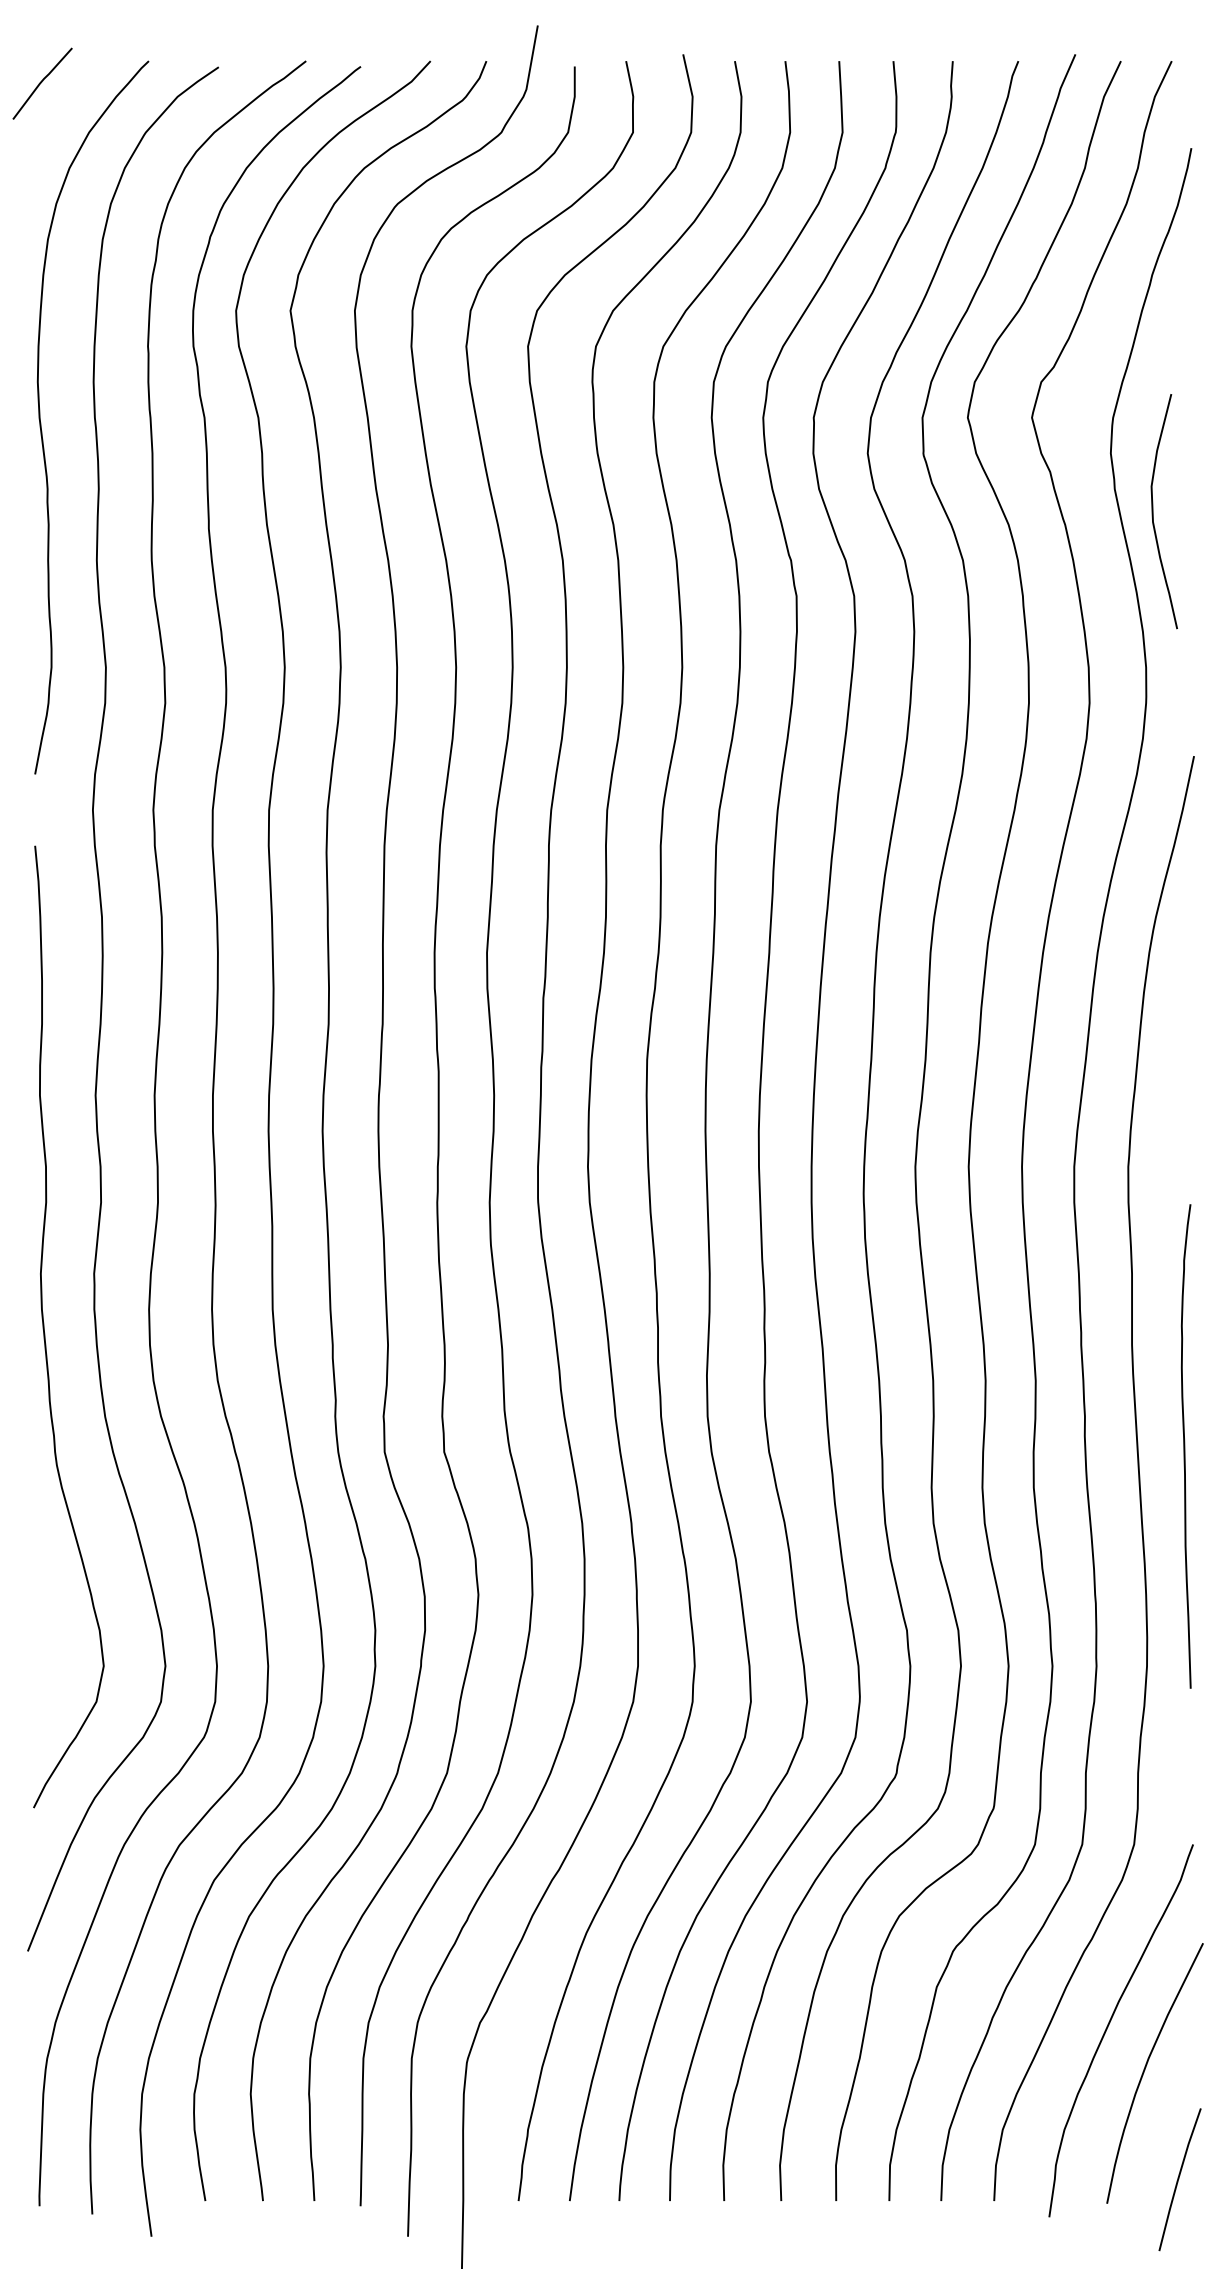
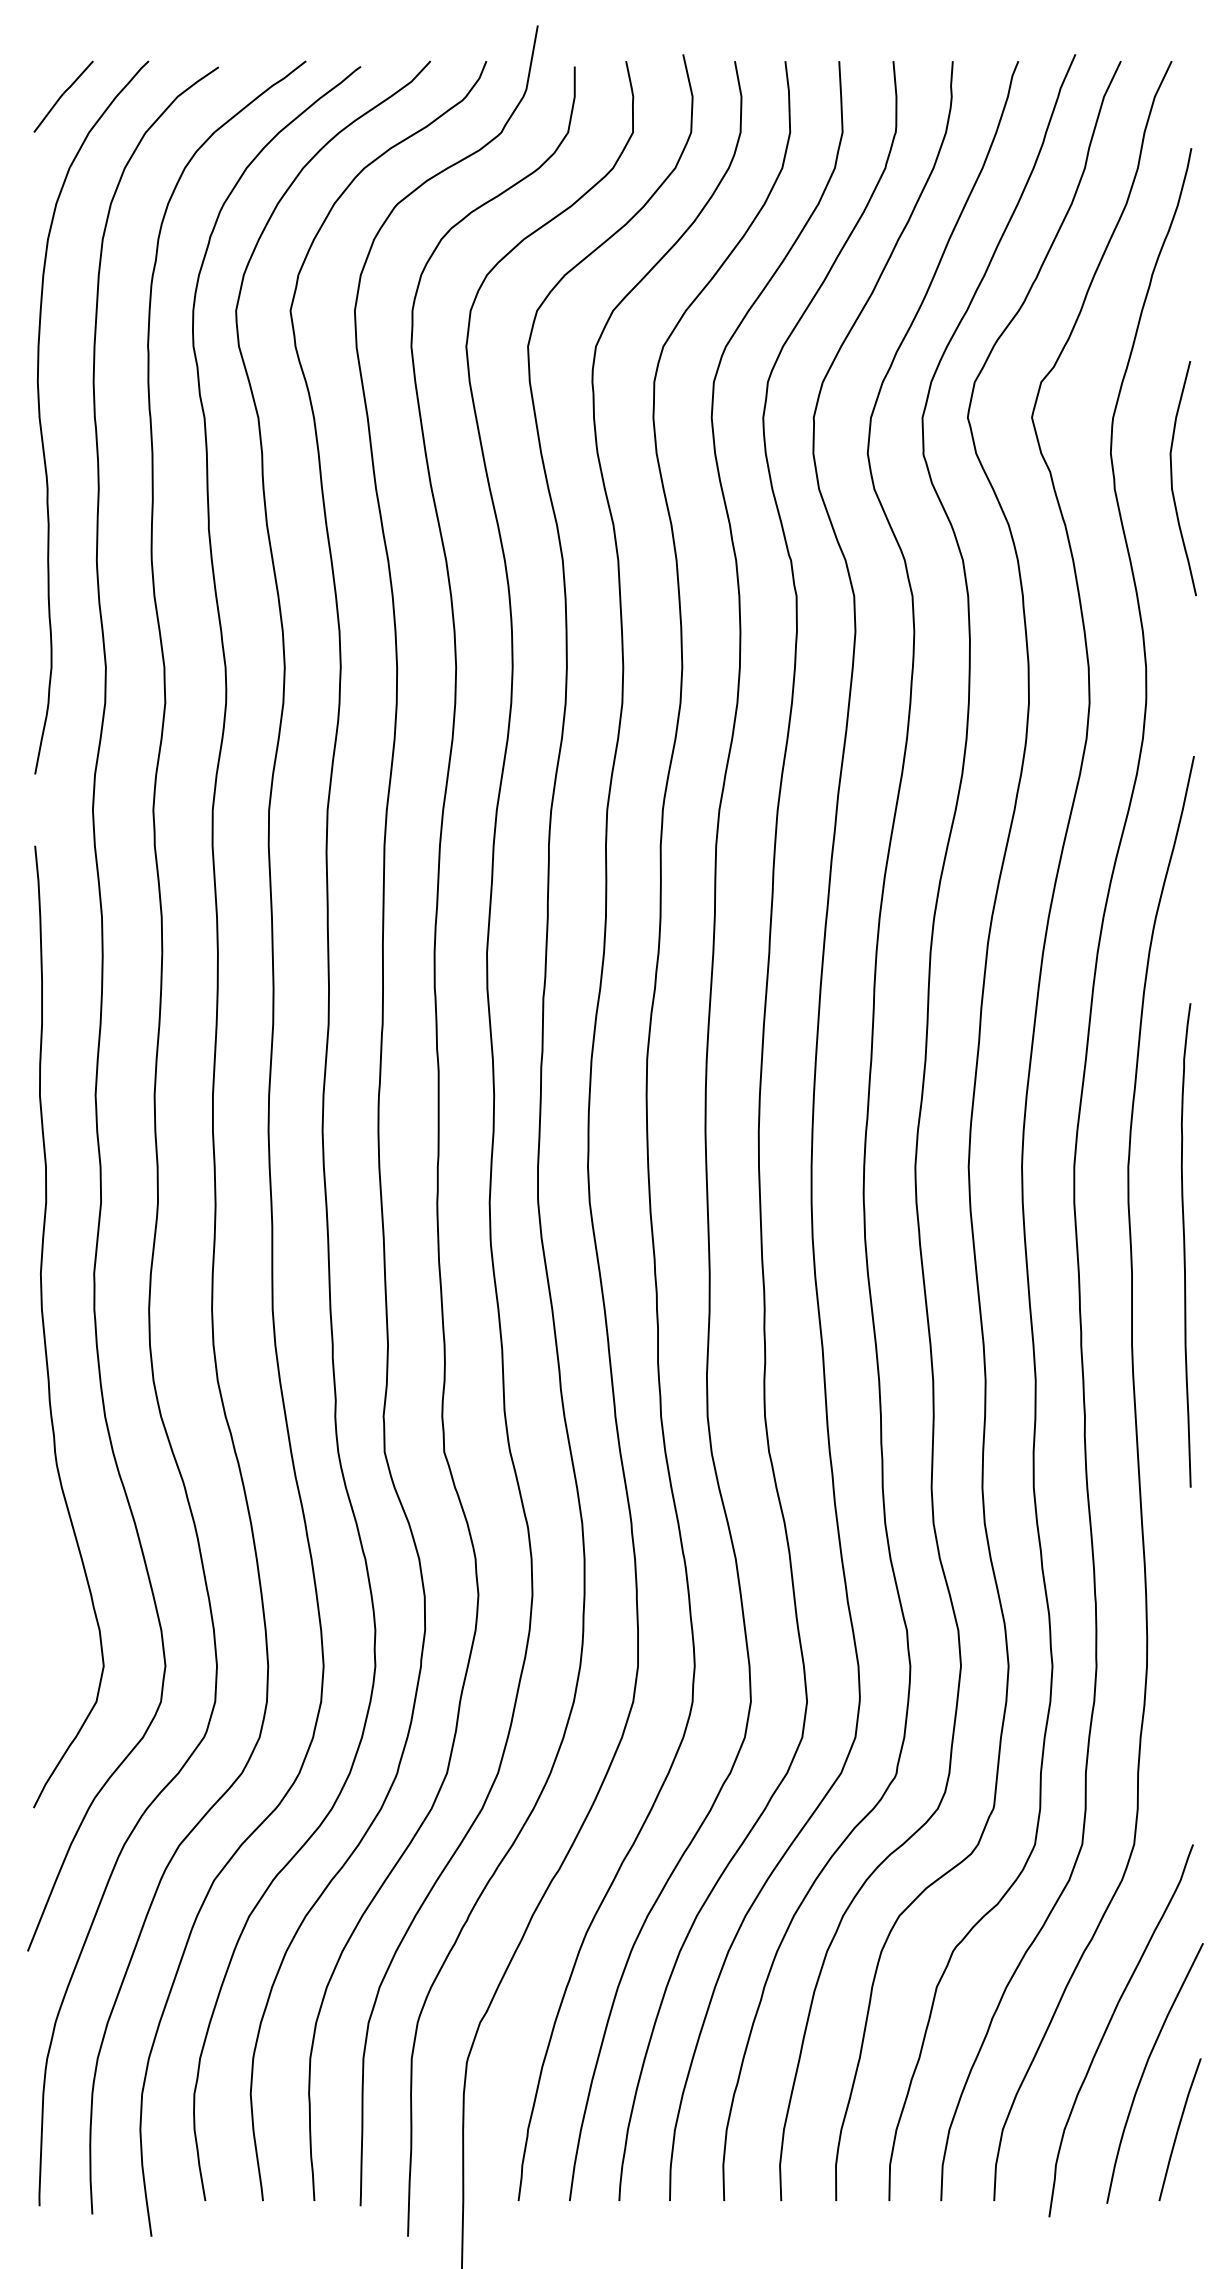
line position: (42, 82) -> (63, 95) (63, 95)
curve position: (1153, 511) -> (1172, 478) (1172, 478)
curve position: (1185, 1446) -> (1185, 1245) (1185, 1245)
line position: (1179, 2179) -> (1179, 2129) (1179, 2129)
